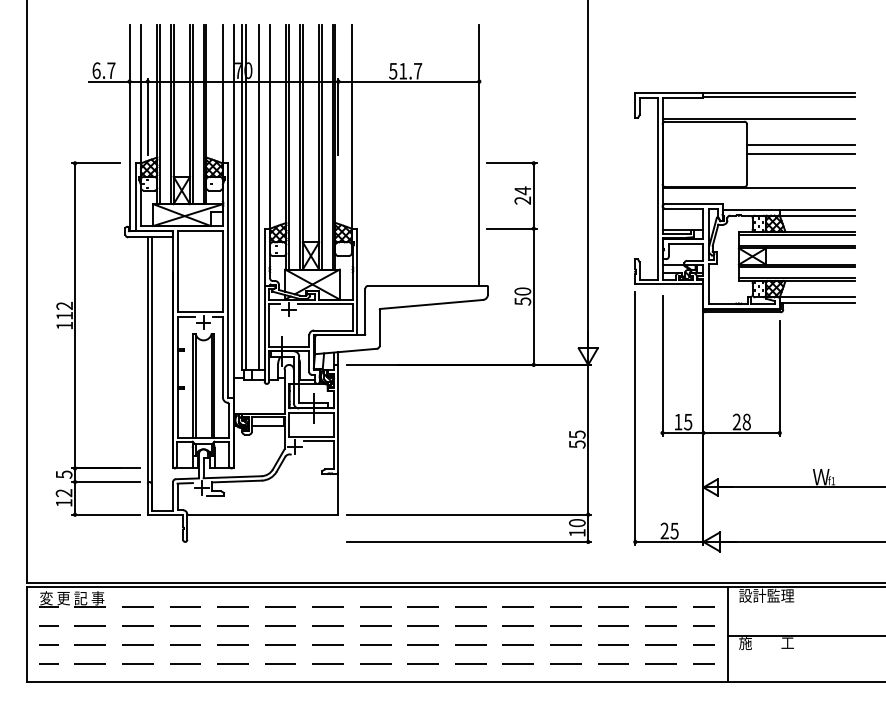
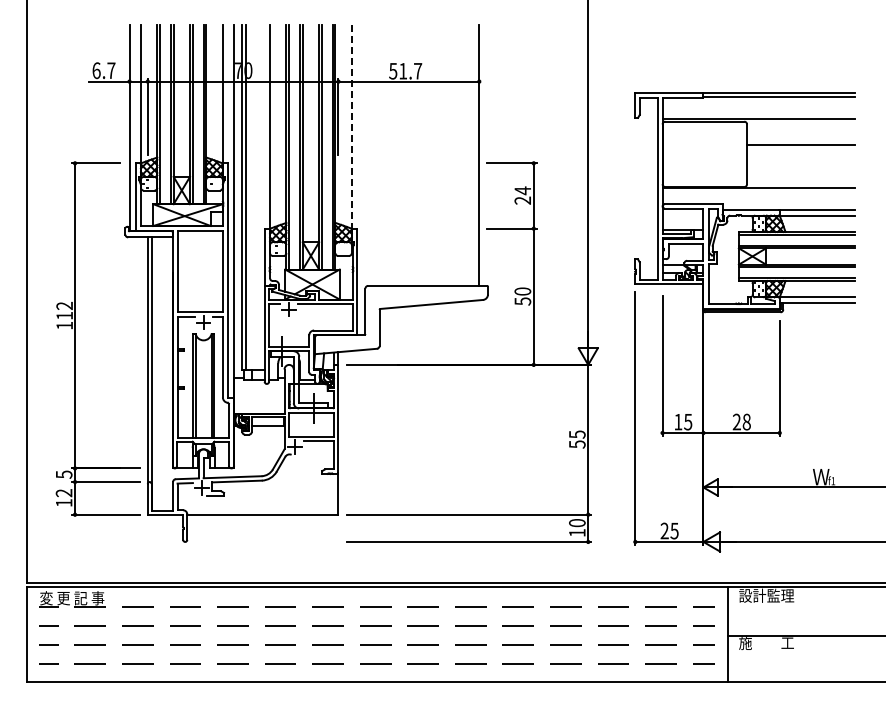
line: solid -> dashed (351, 128)
line: present -> none (801, 153)
line: present -> none (258, 197)
